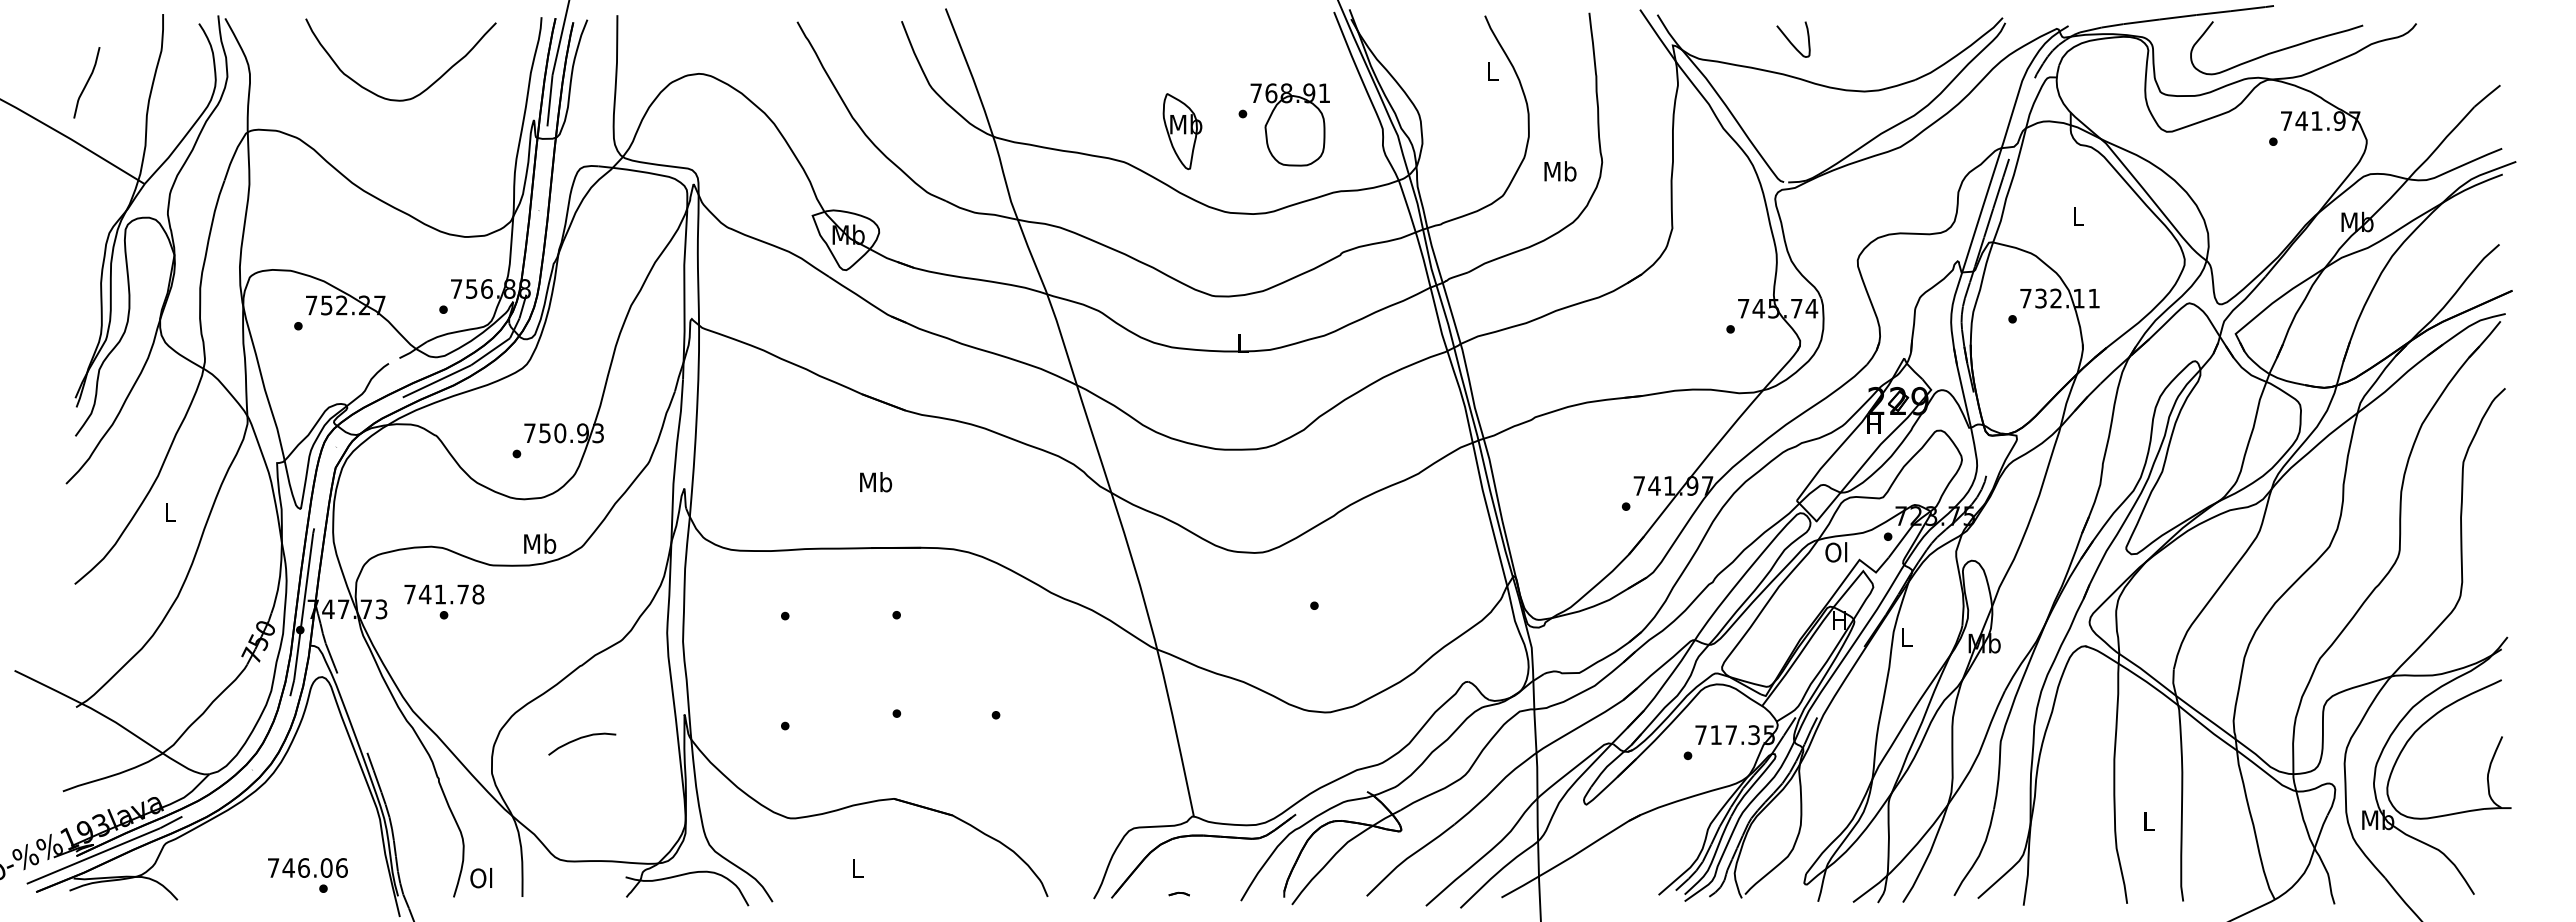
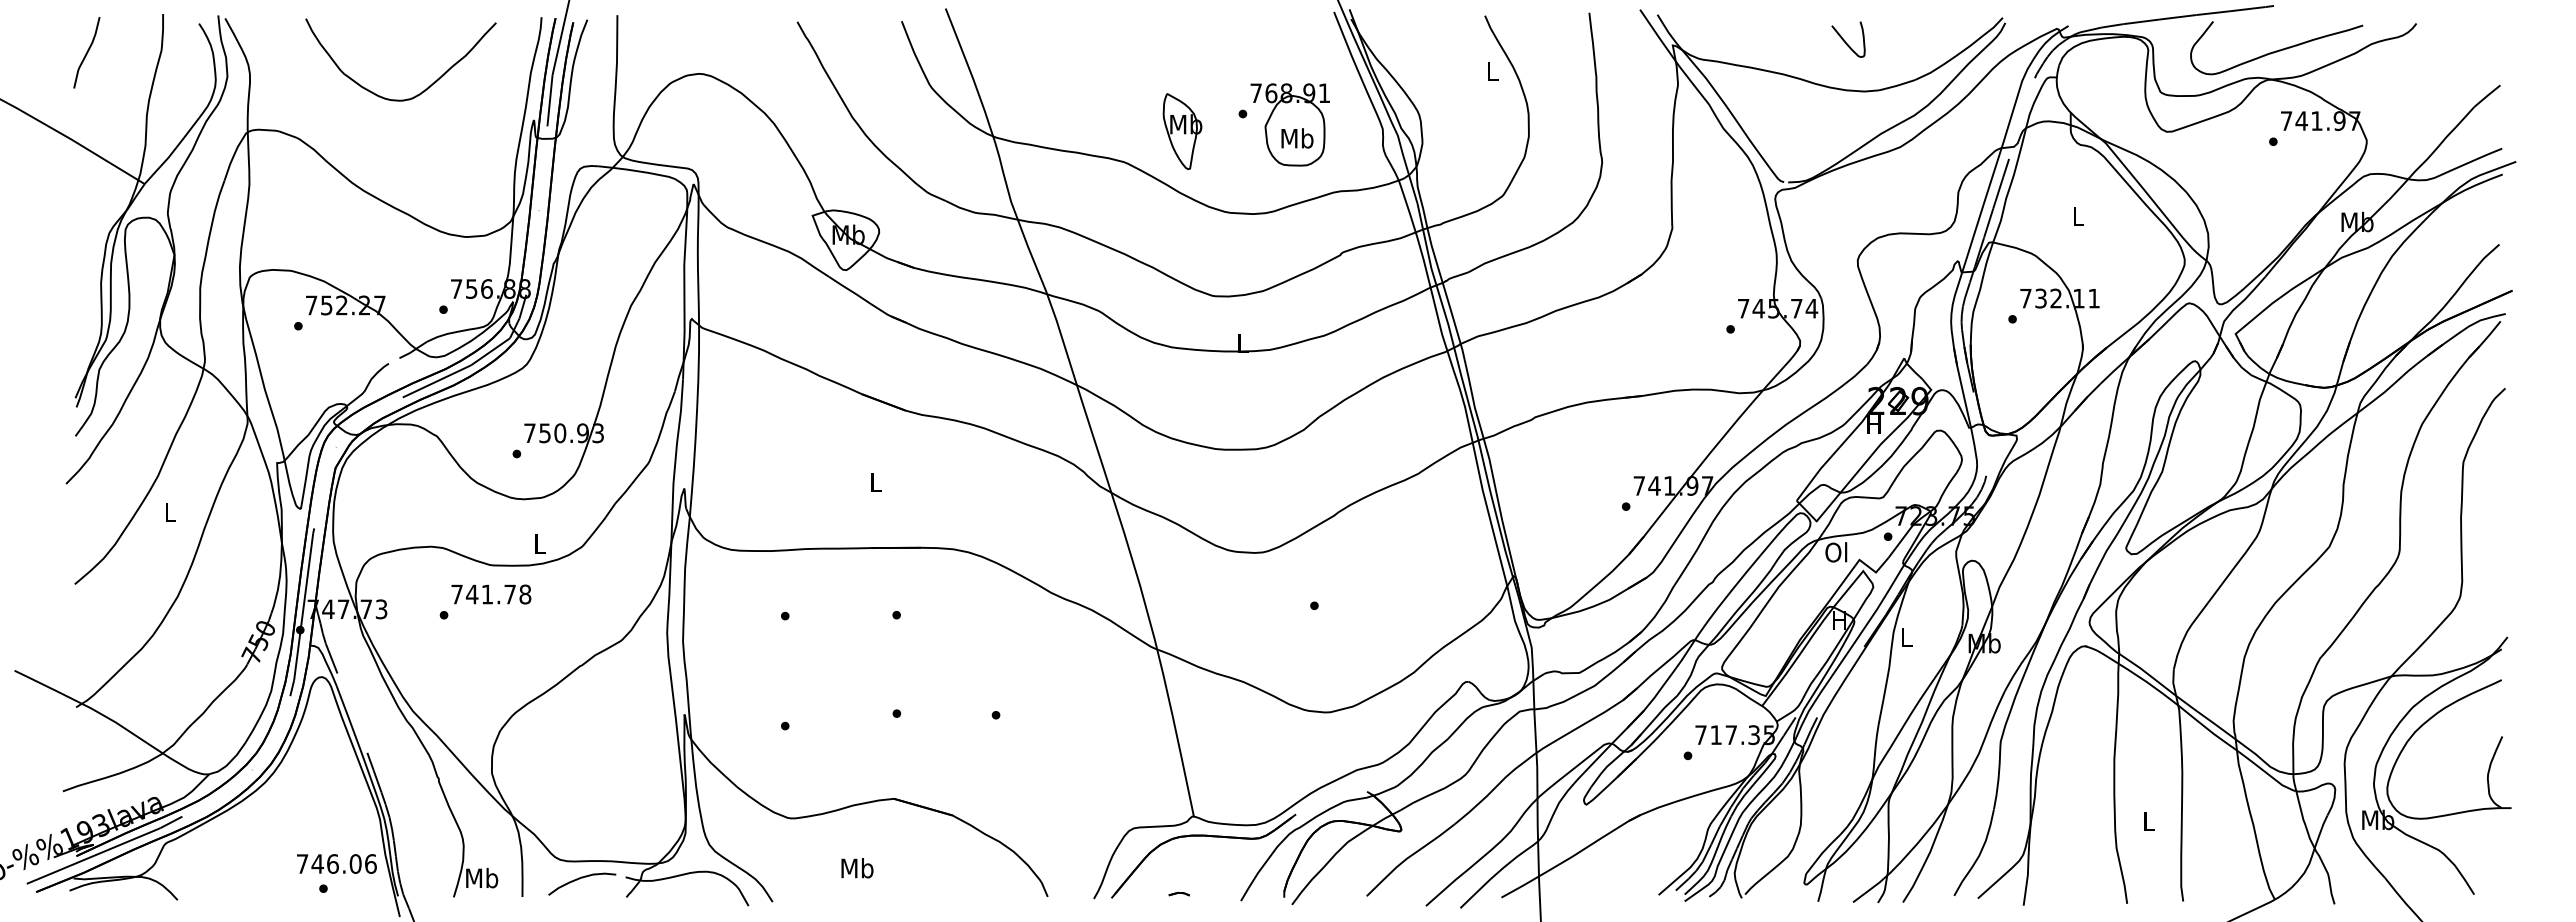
curve position: (1790, 40) -> (1845, 40) (1845, 40)
curve position: (86, 82) -> (86, 52) (86, 52)
text position: (1560, 171) -> (1297, 138) (1297, 138)
text: Mb -> L (876, 482)
text: Mb -> L (540, 543)
text position: (444, 594) -> (491, 594) (491, 594)
curve position: (582, 738) -> (582, 878) (582, 878)
text position: (307, 867) -> (336, 863) (336, 863)
text: L -> Mb (857, 868)
text: Ol -> Mb (482, 877)
